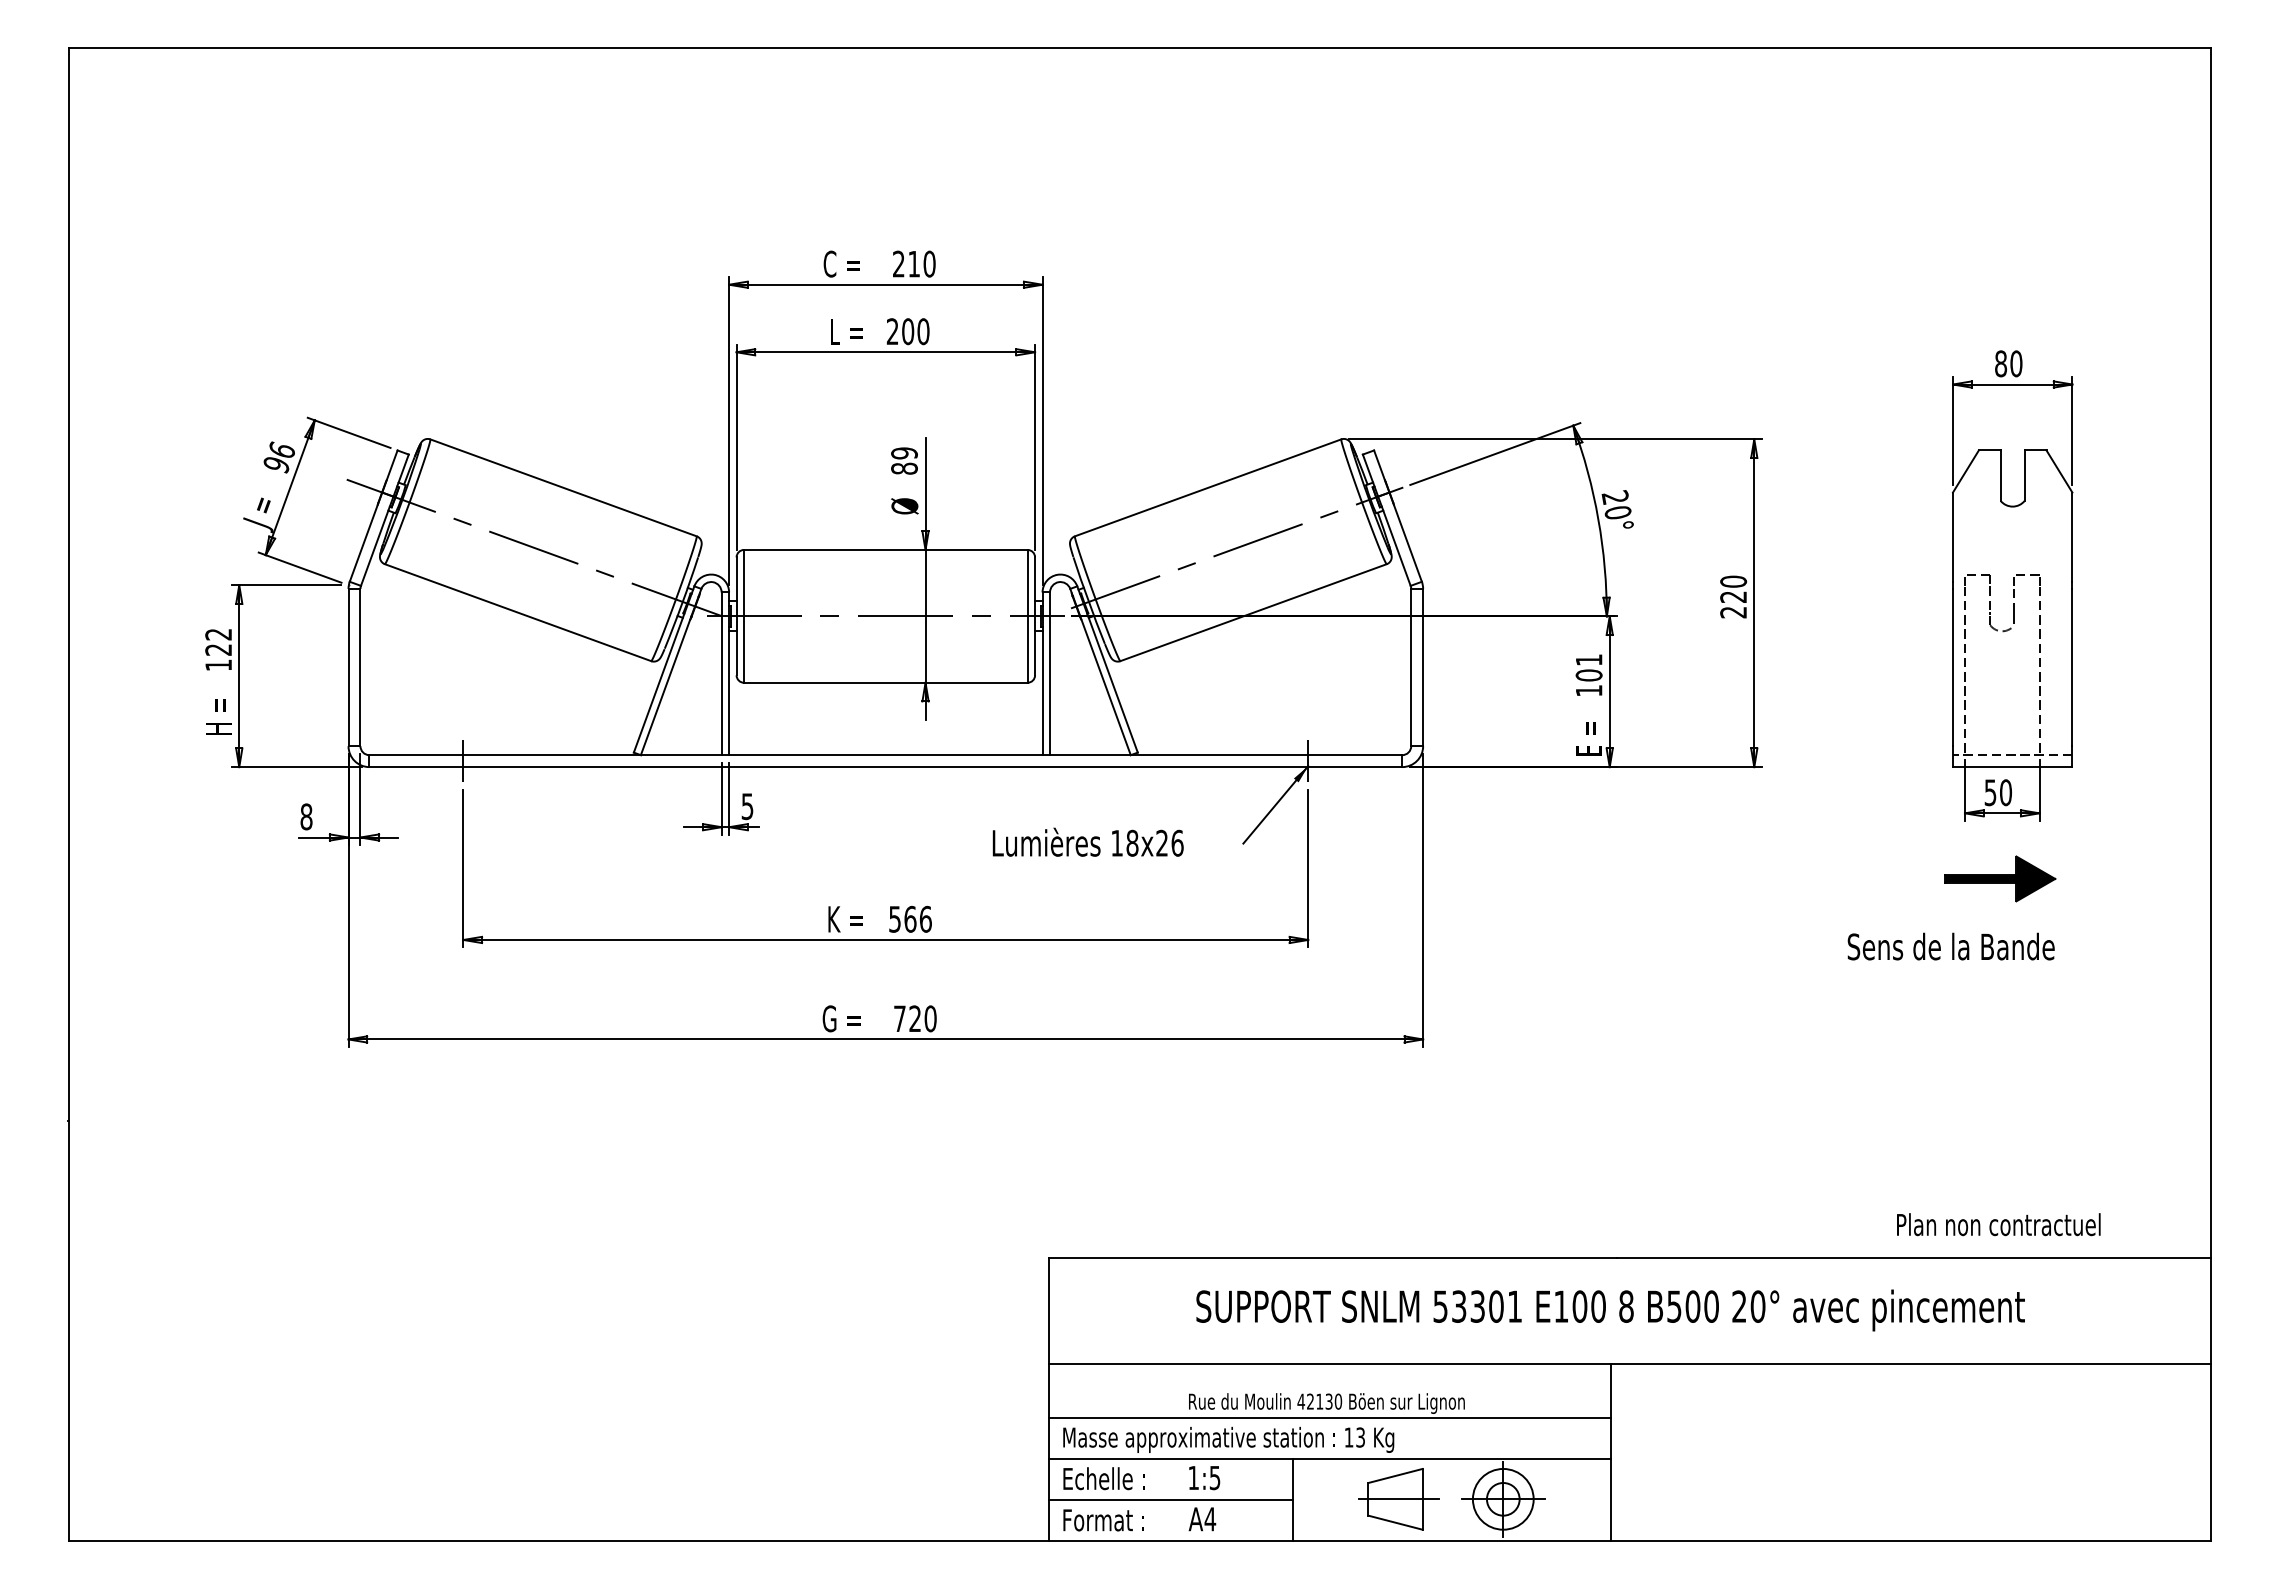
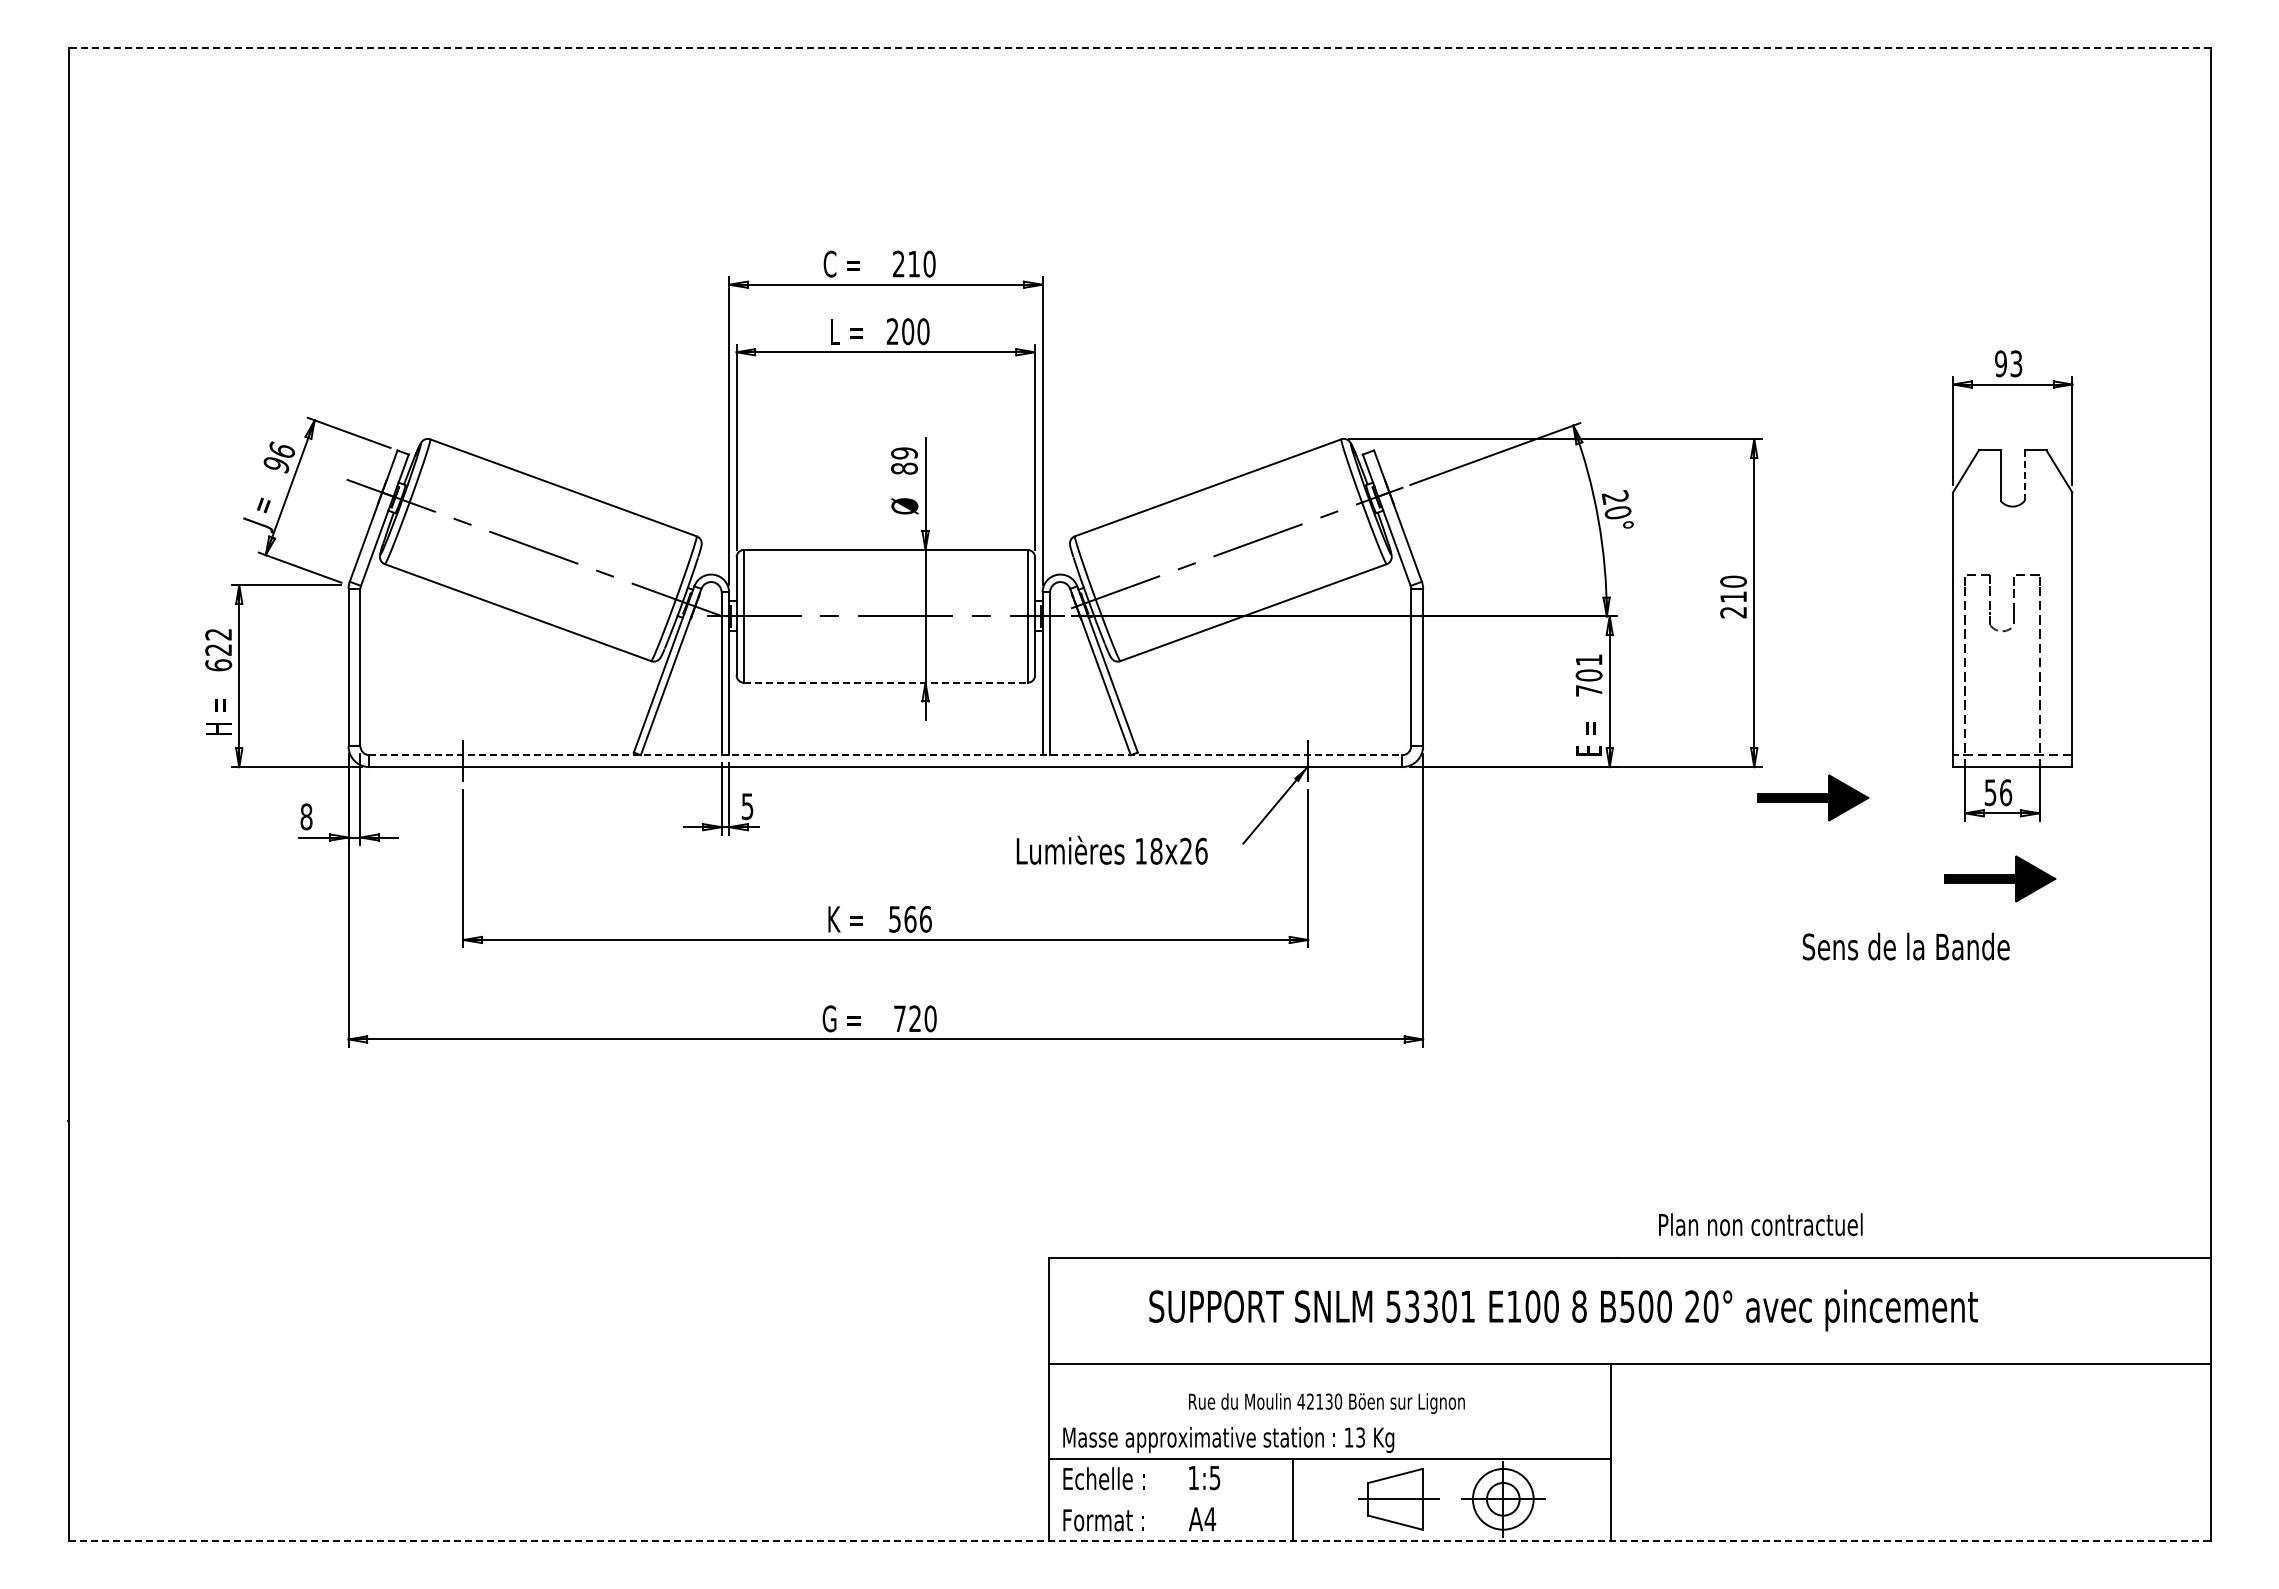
line: solid -> dashed (1139, 47)
text: 80 -> 93 (2008, 363)
line: solid -> dashed (2024, 475)
text: 220 -> 210 (1733, 596)
text: 122 -> 622 (218, 665)
line: solid -> dashed (885, 682)
text: 101 -> 701 (1589, 690)
line: solid -> dashed (886, 755)
text: 50 -> 56 (2006, 792)
part: none -> present (1813, 797)
text position: (1087, 841) -> (1111, 849) (1111, 849)
text position: (1950, 946) -> (1905, 946) (1905, 946)
text position: (1998, 1224) -> (1760, 1224) (1760, 1224)
text position: (1610, 1310) -> (1563, 1310) (1563, 1310)
line: present -> none (1330, 1418)
line: present -> none (1170, 1500)
line: solid -> dashed (1139, 1541)
